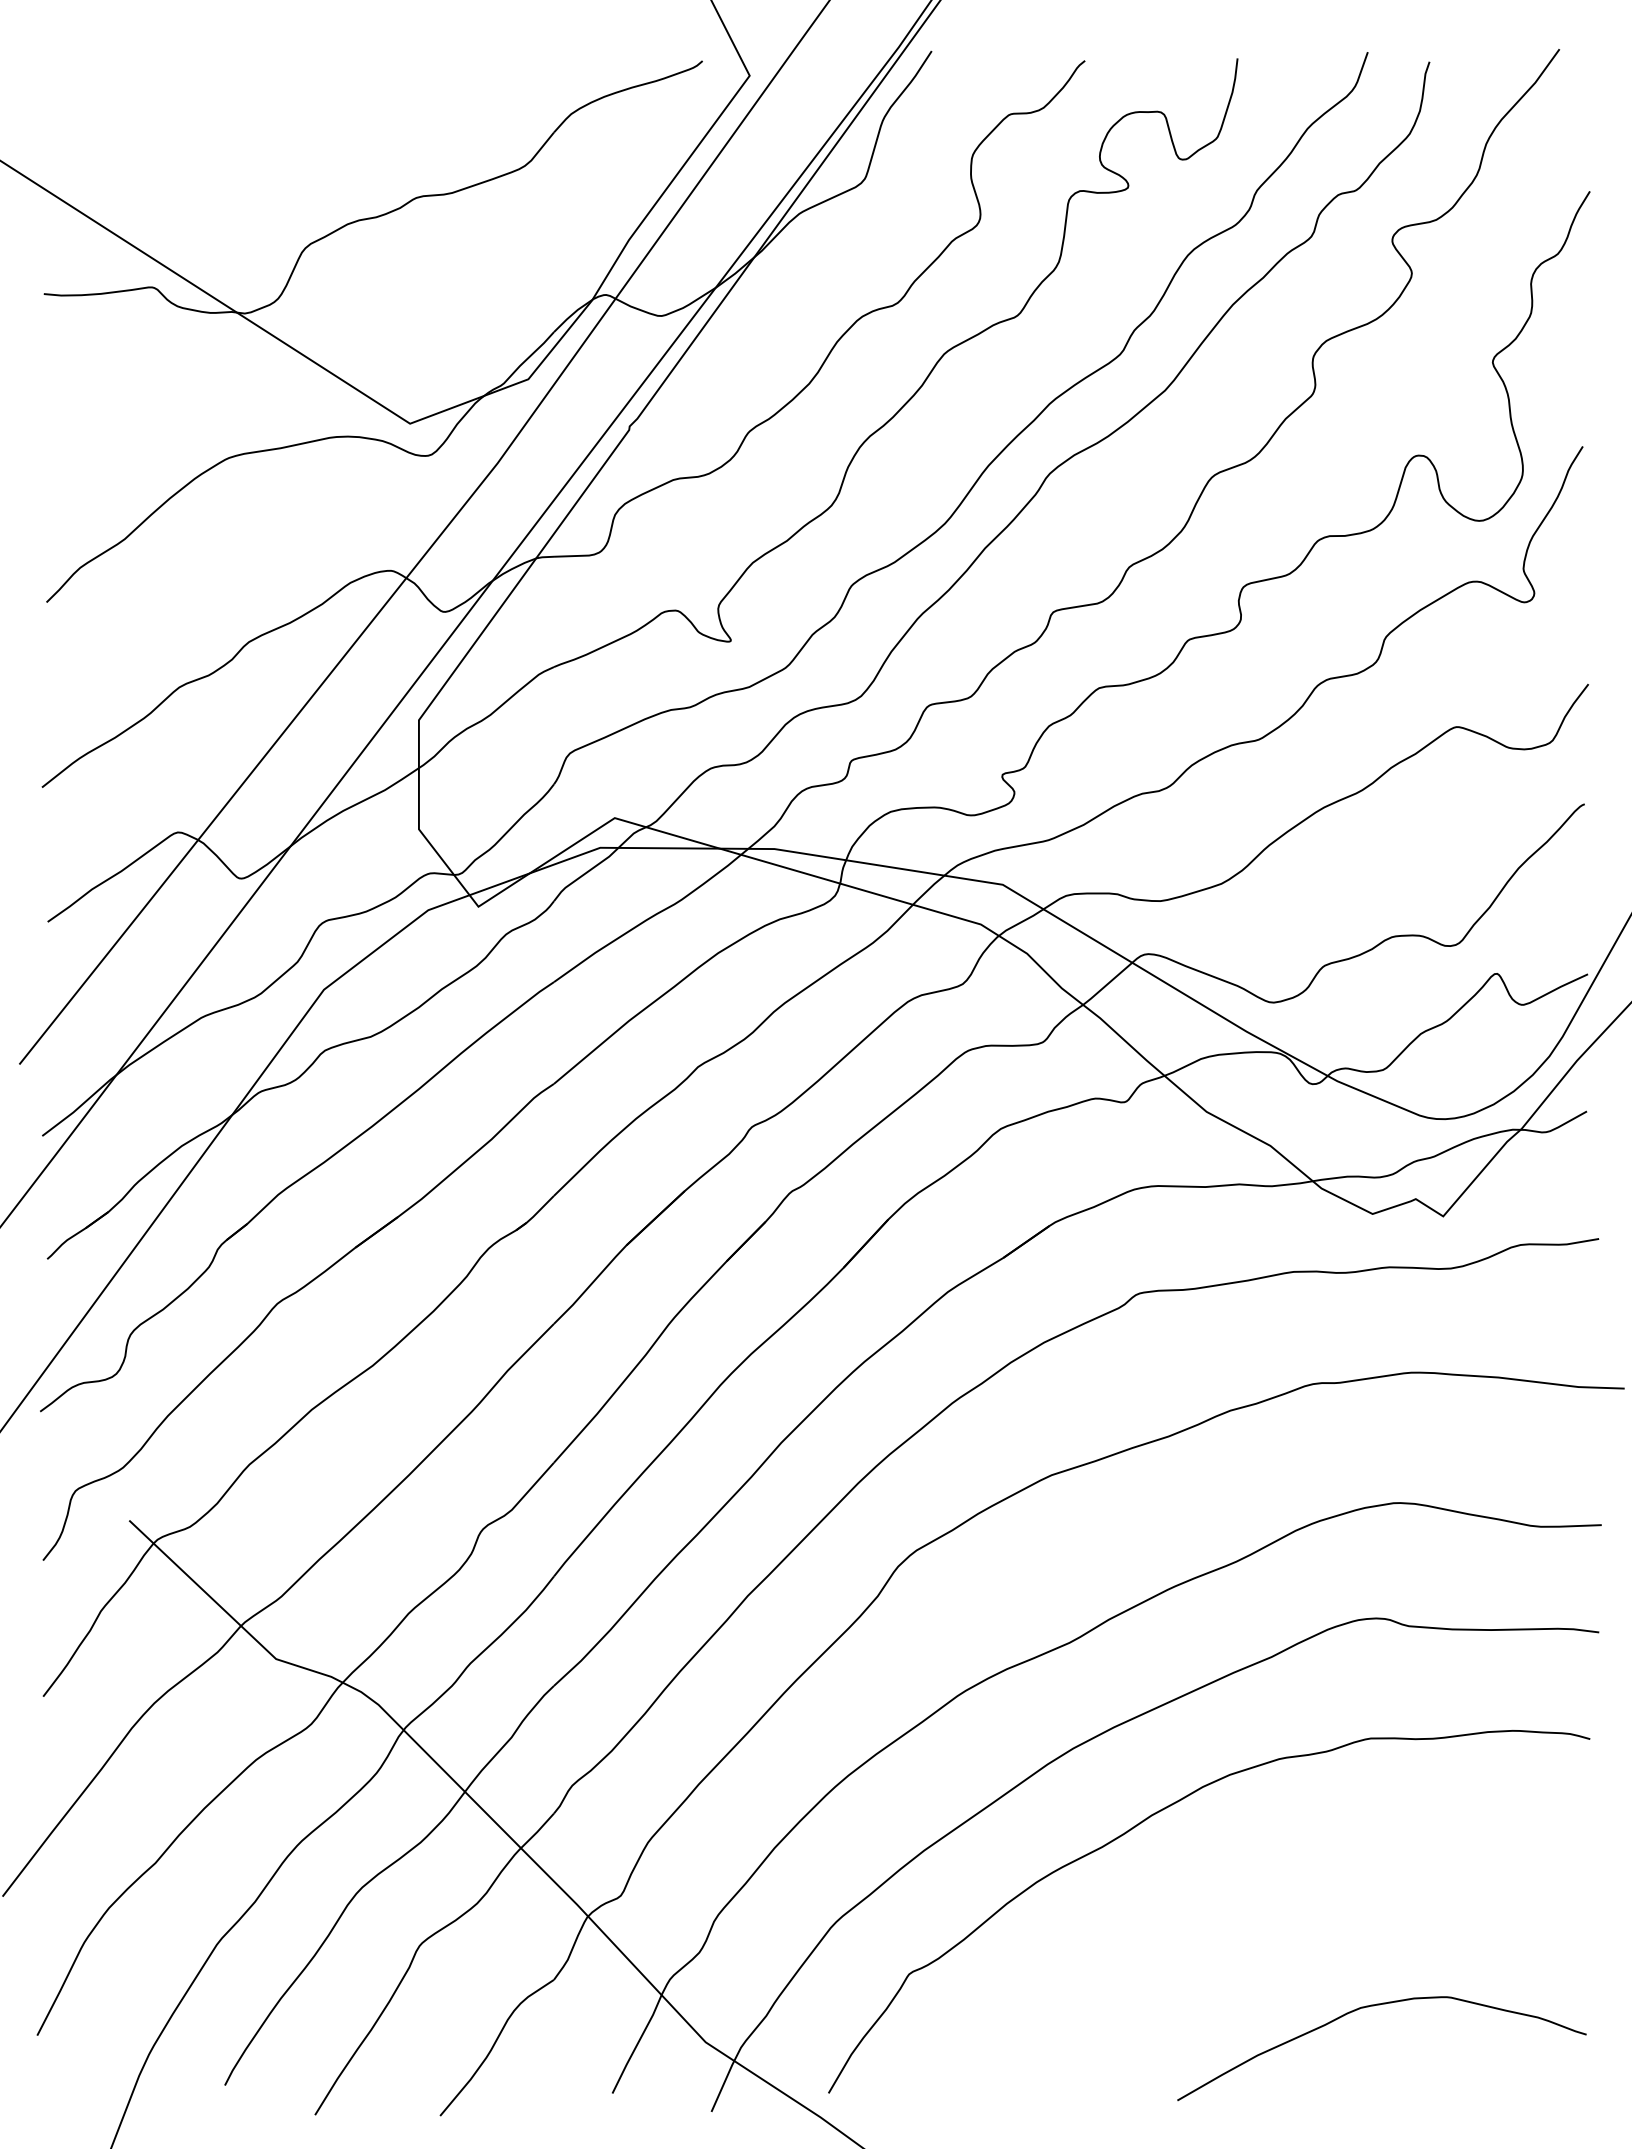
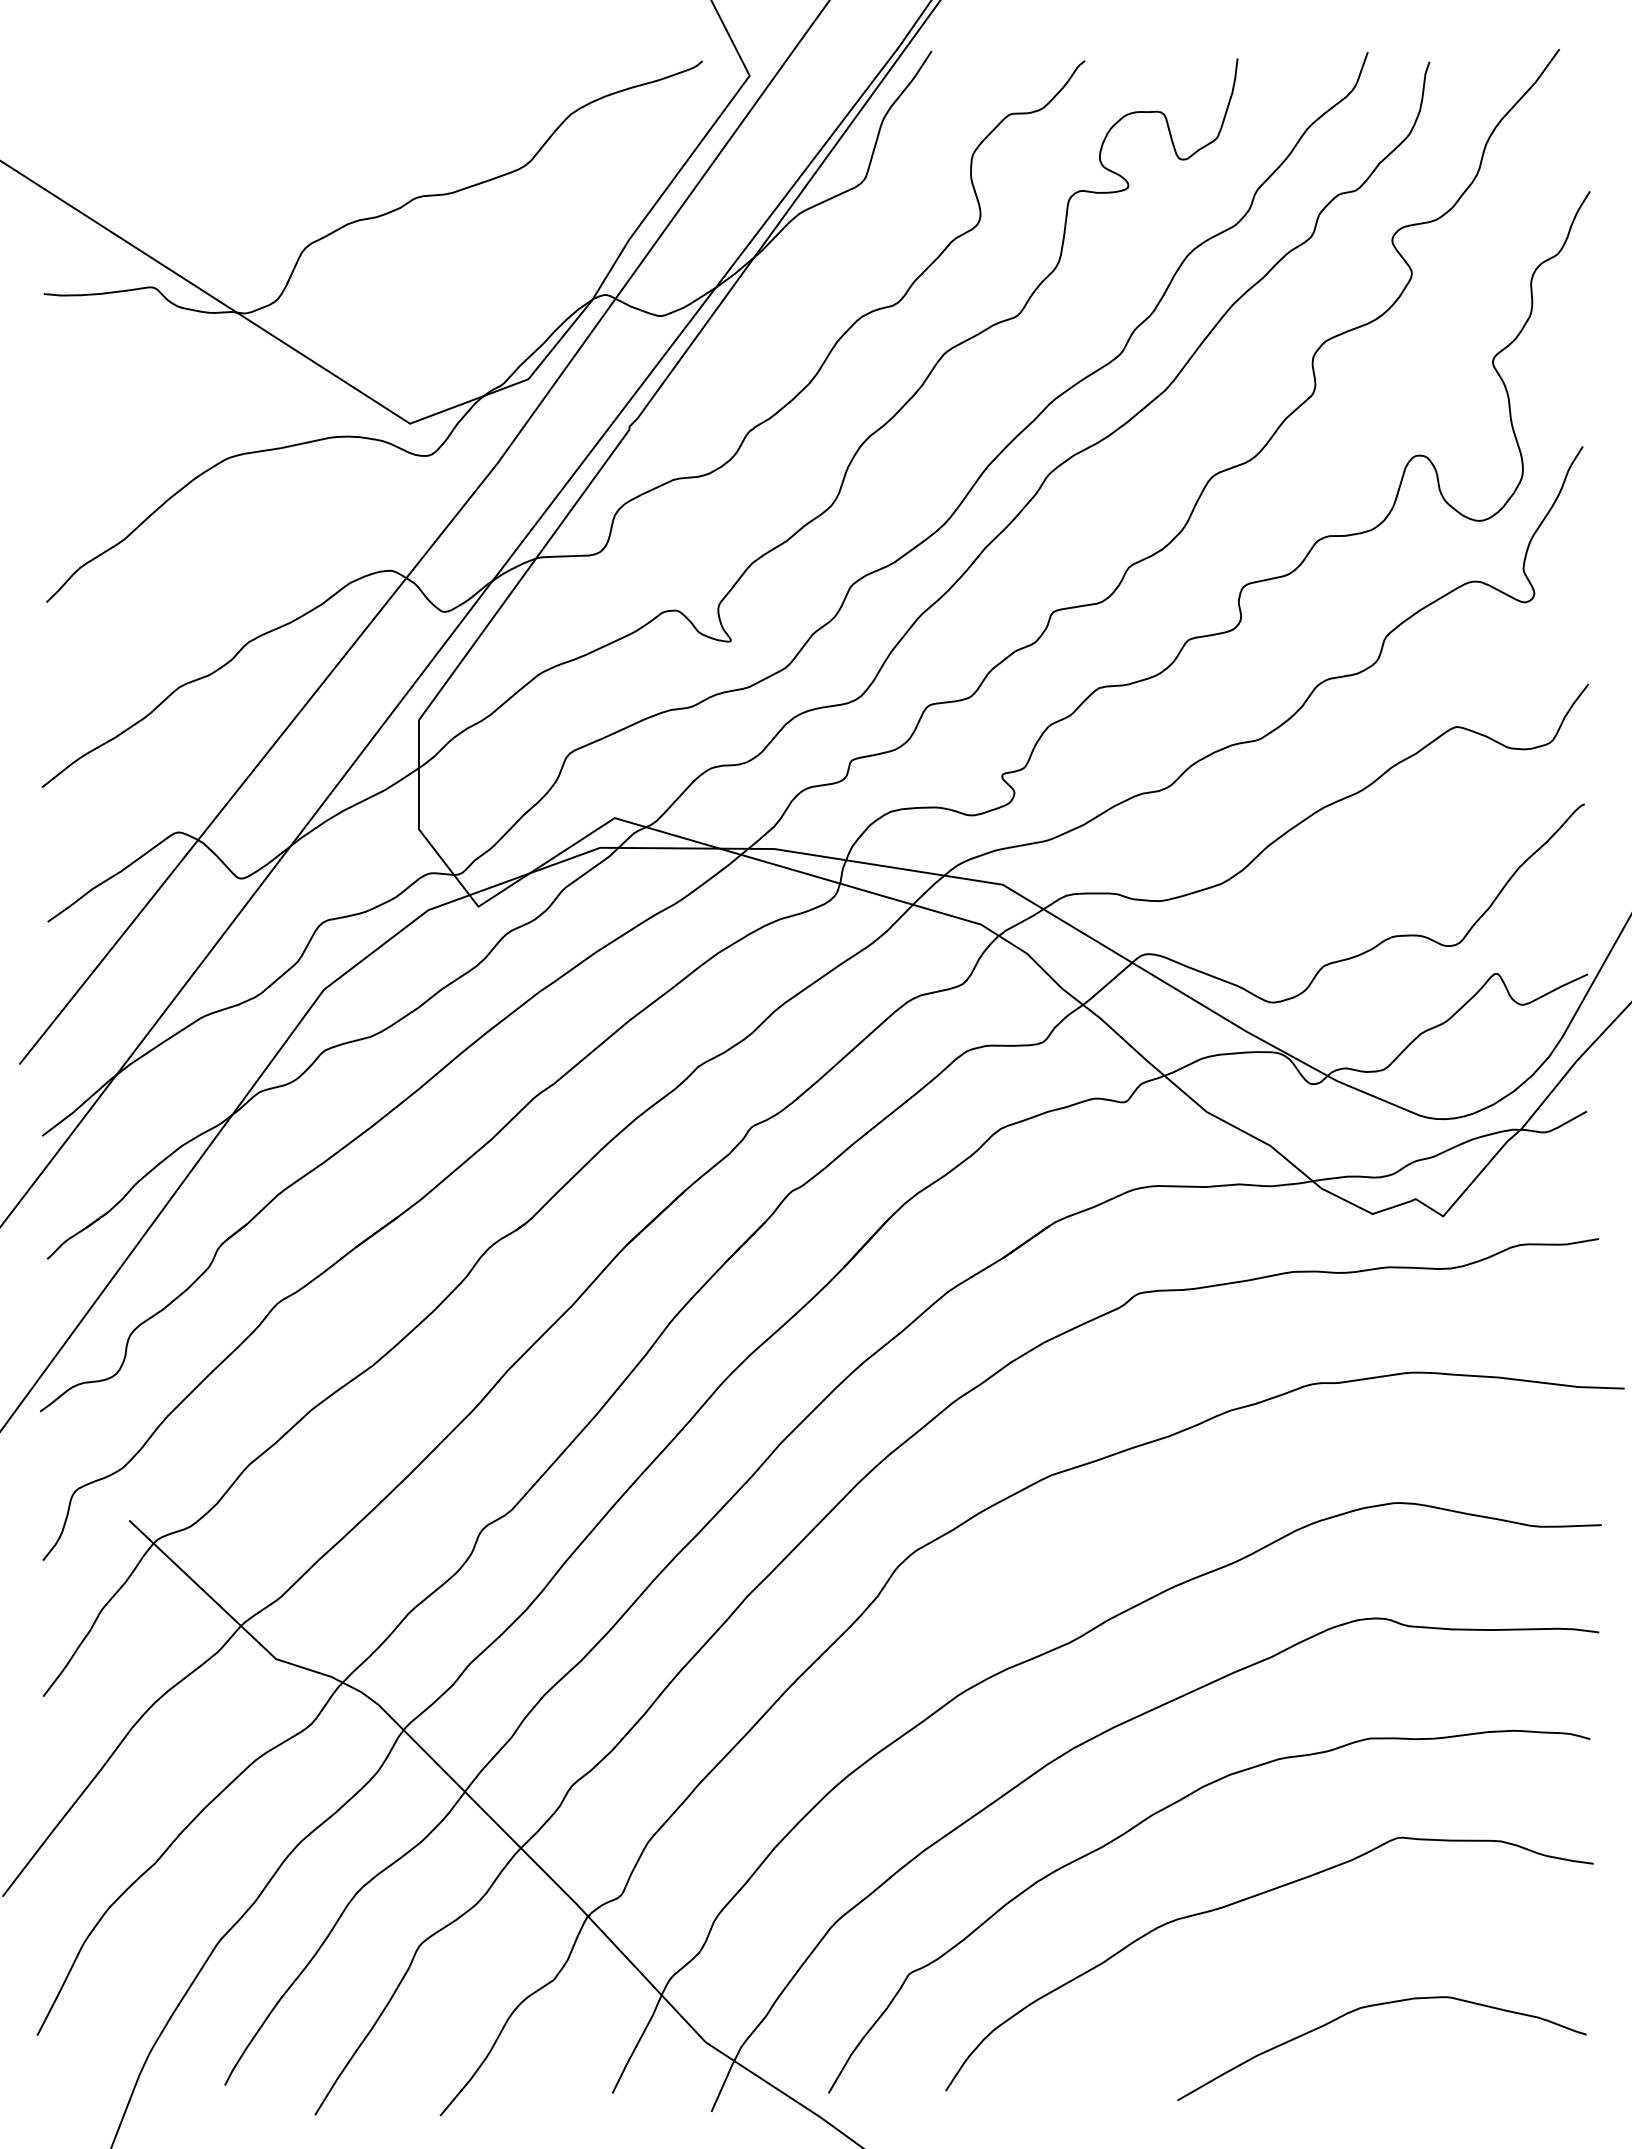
curve: none -> present (1248, 1899)
